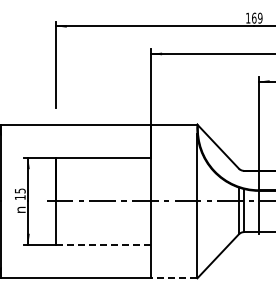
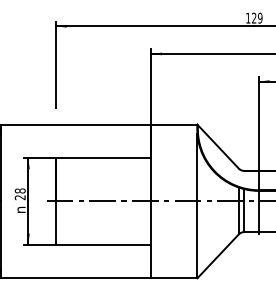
text: 169 -> 129 (254, 17)
text: 15 -> 28 (19, 194)
line: dashed -> solid (103, 244)
line: dashed -> solid (173, 278)
